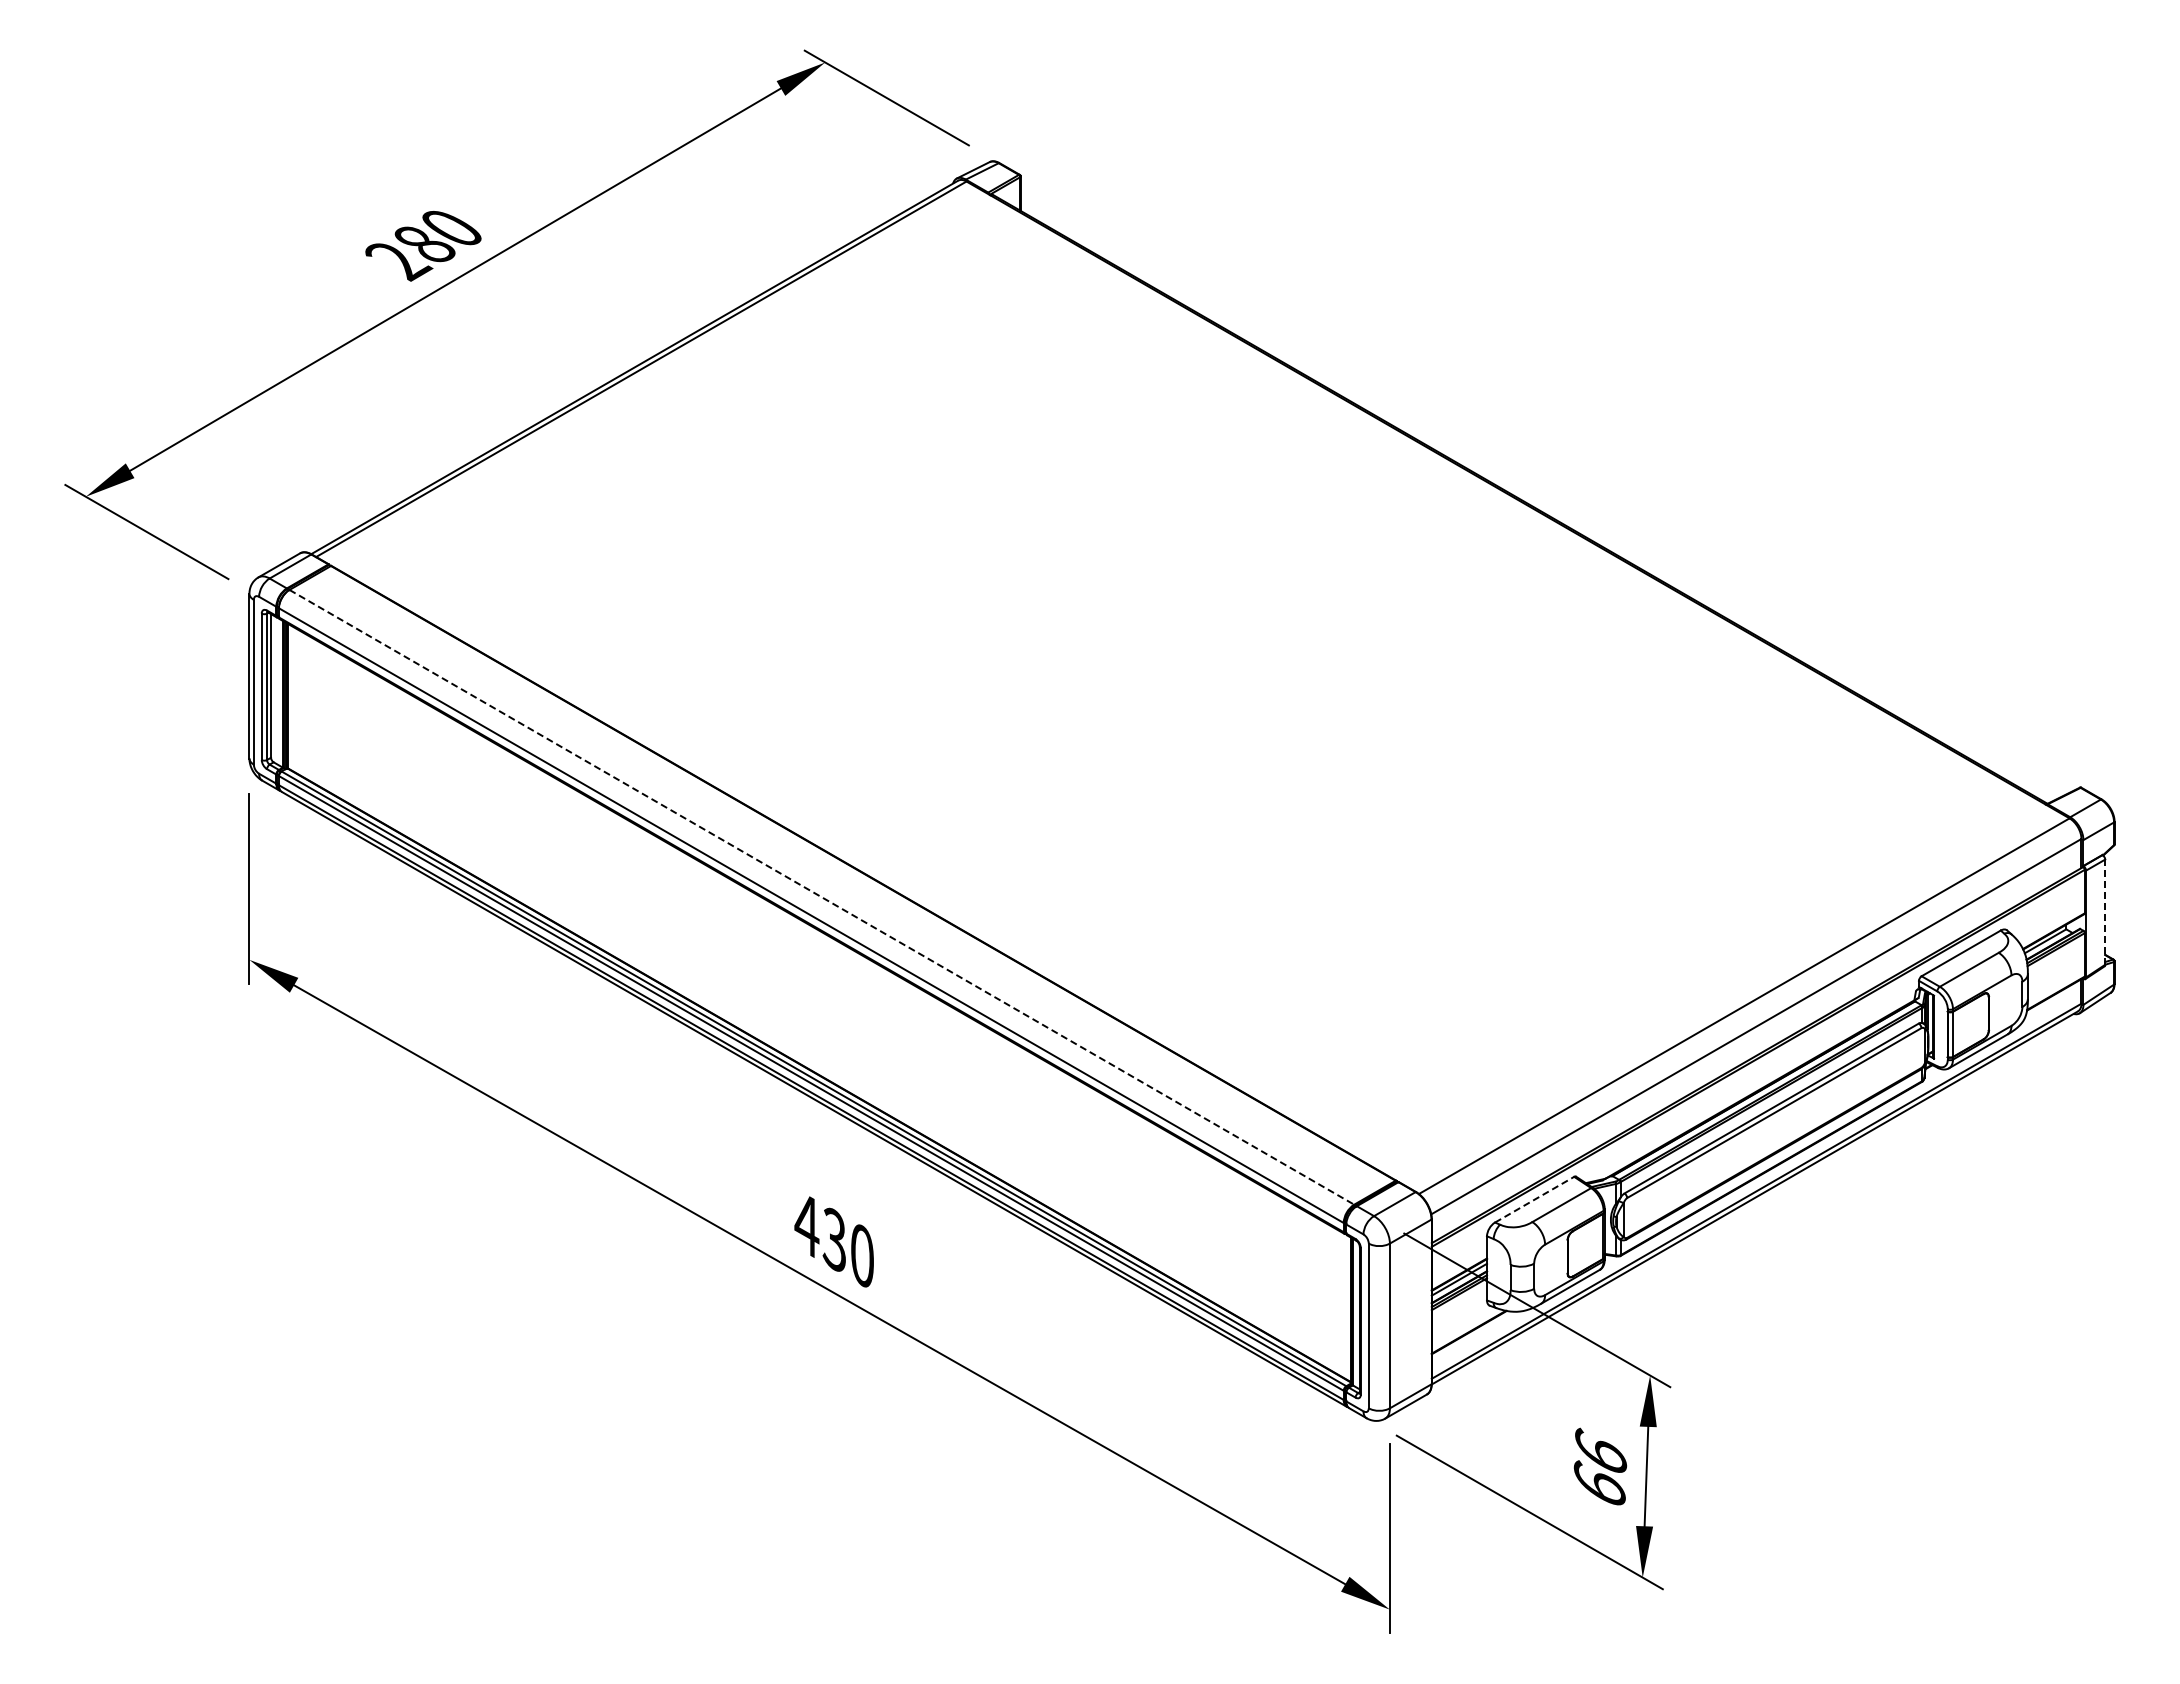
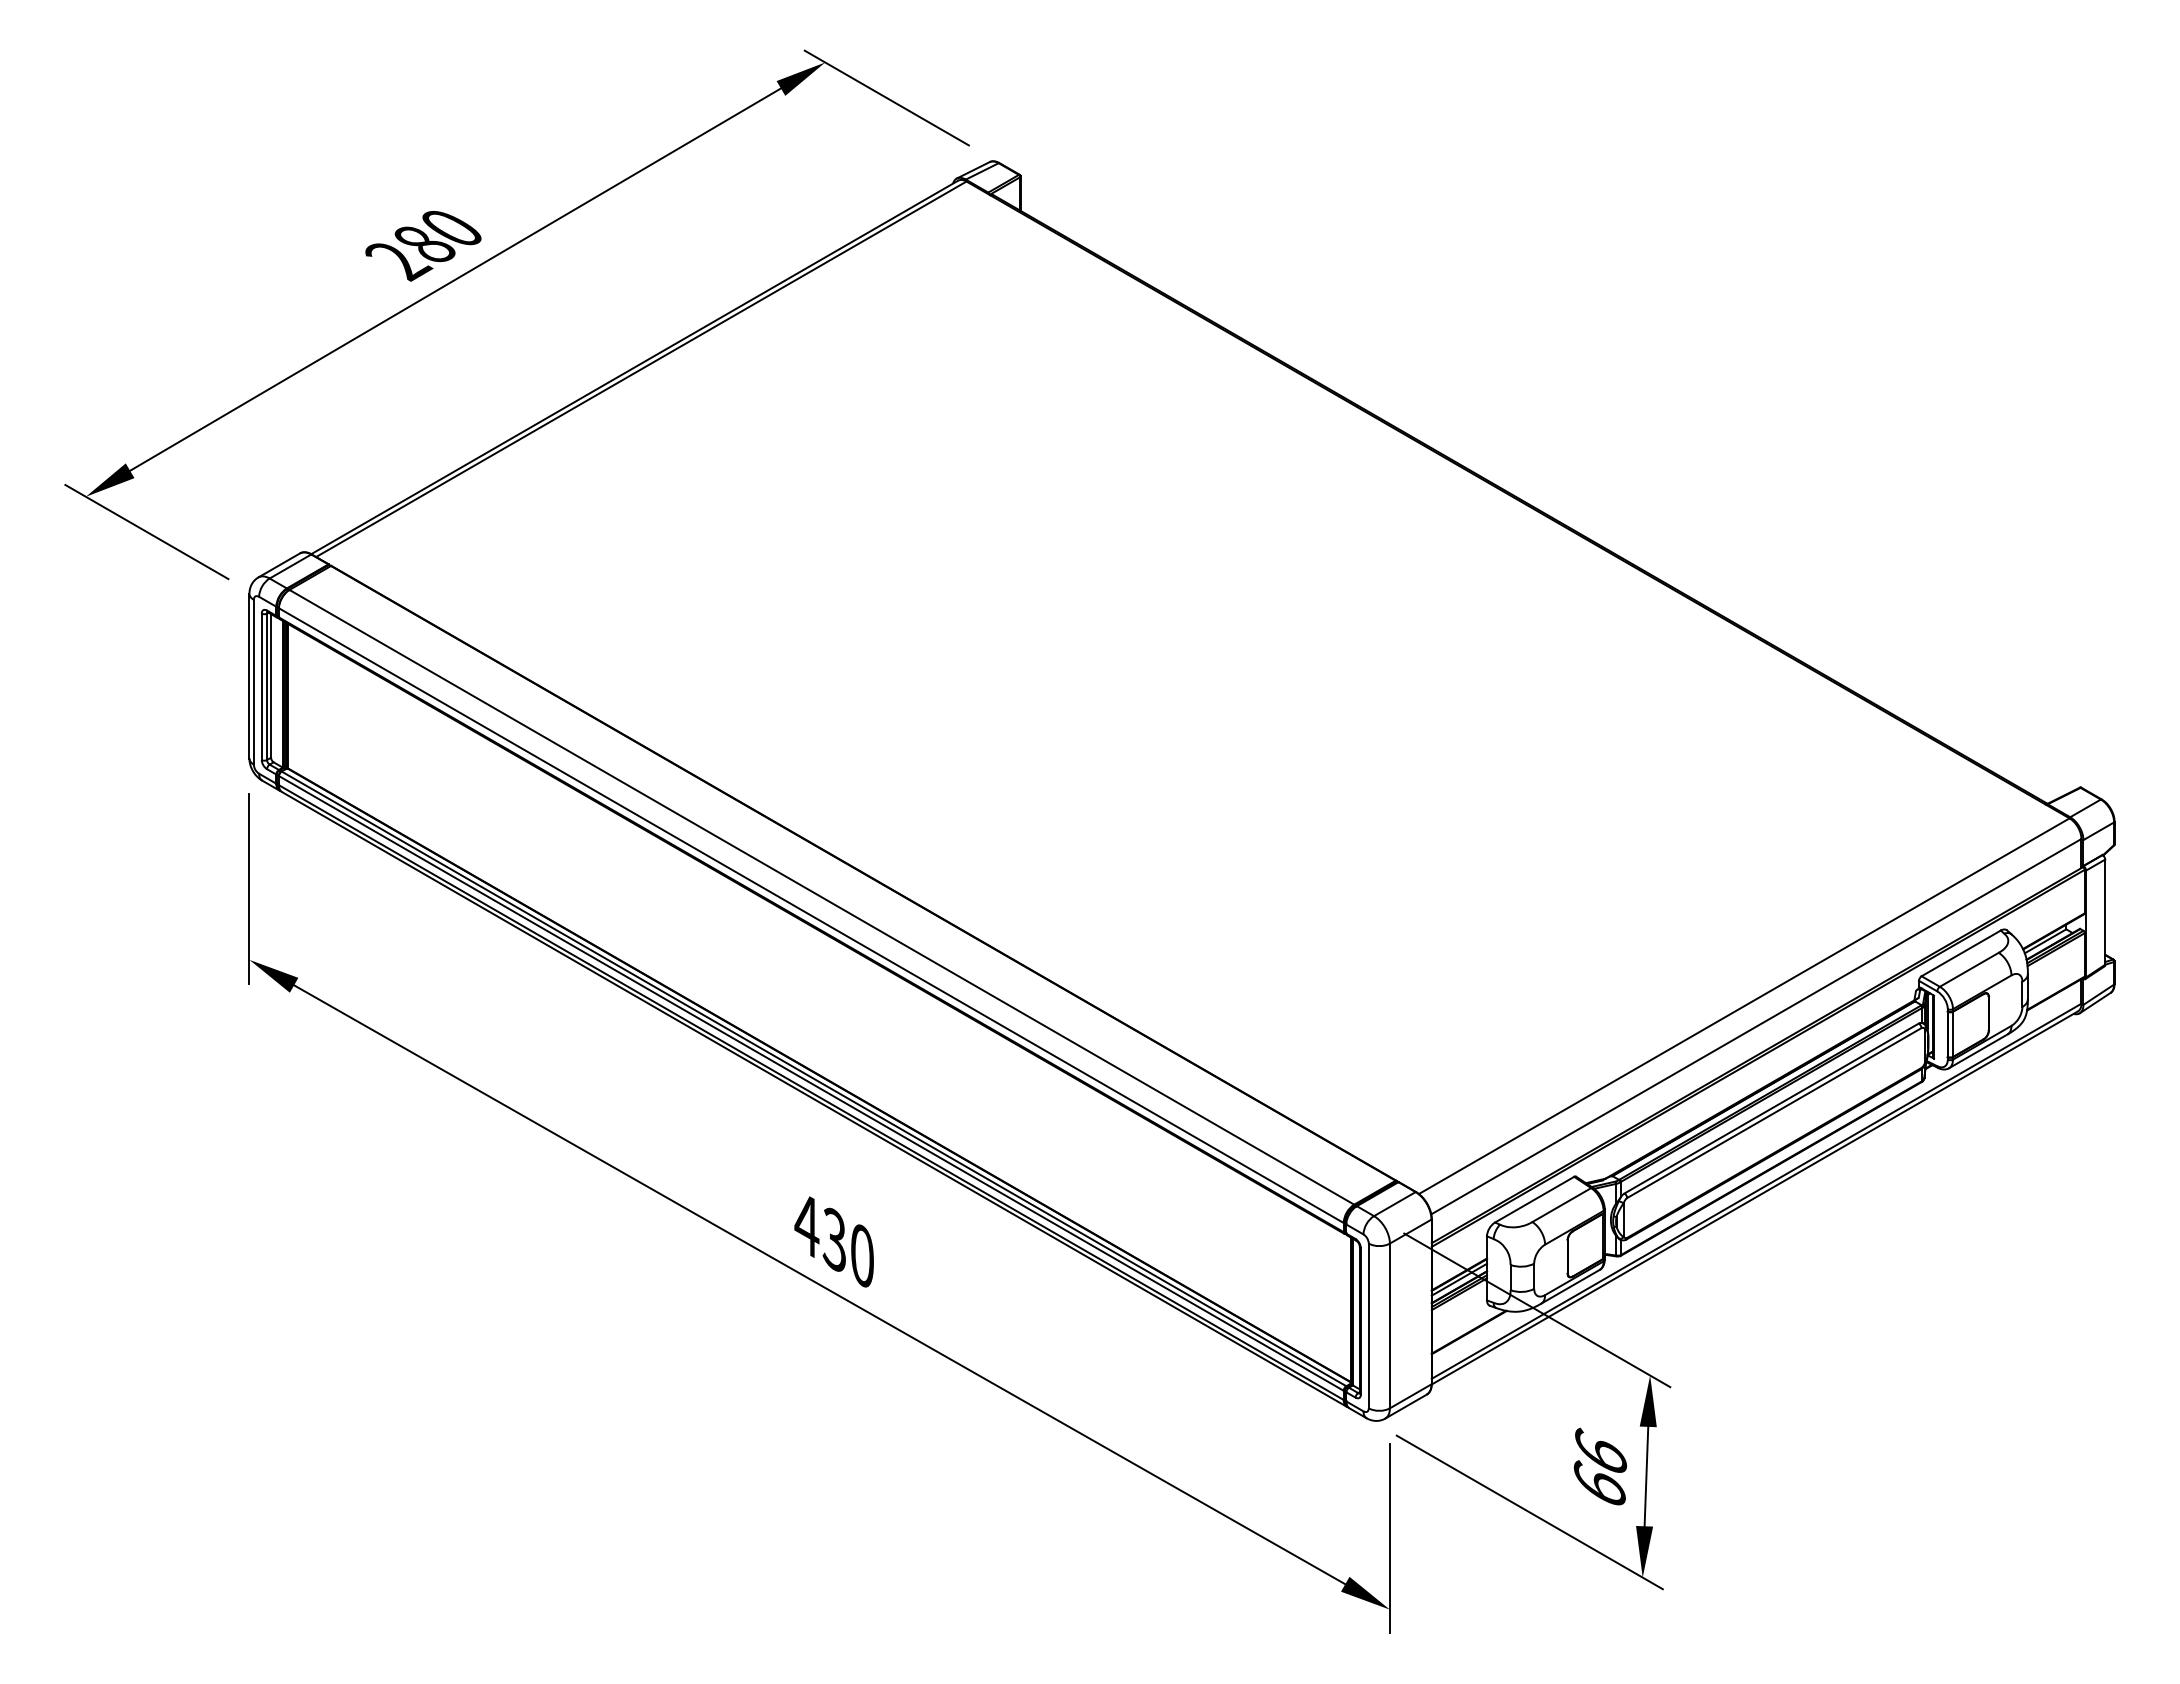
line: dashed -> solid (821, 897)
line: dashed -> solid (2105, 912)
line: dashed -> solid (1534, 1199)
